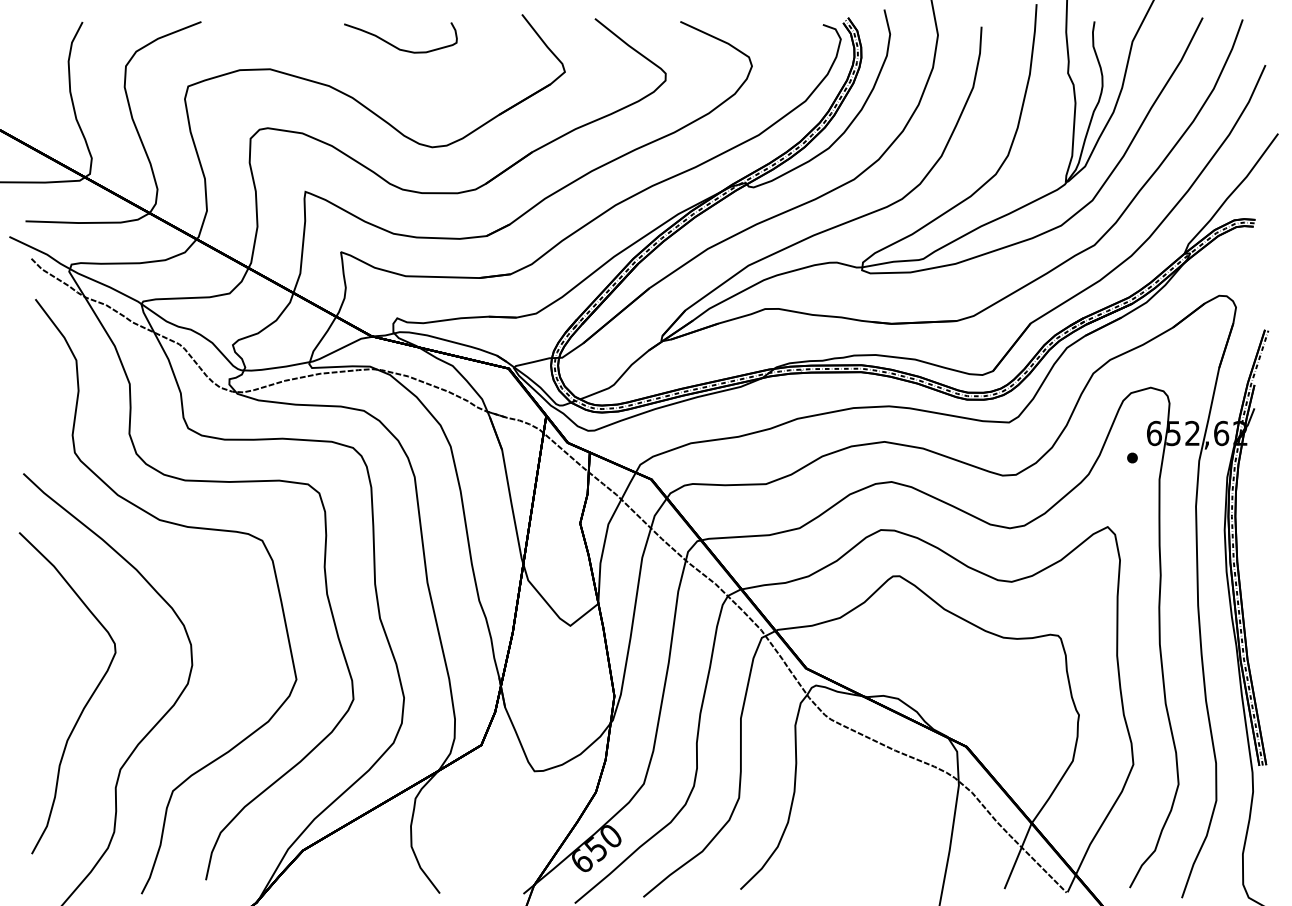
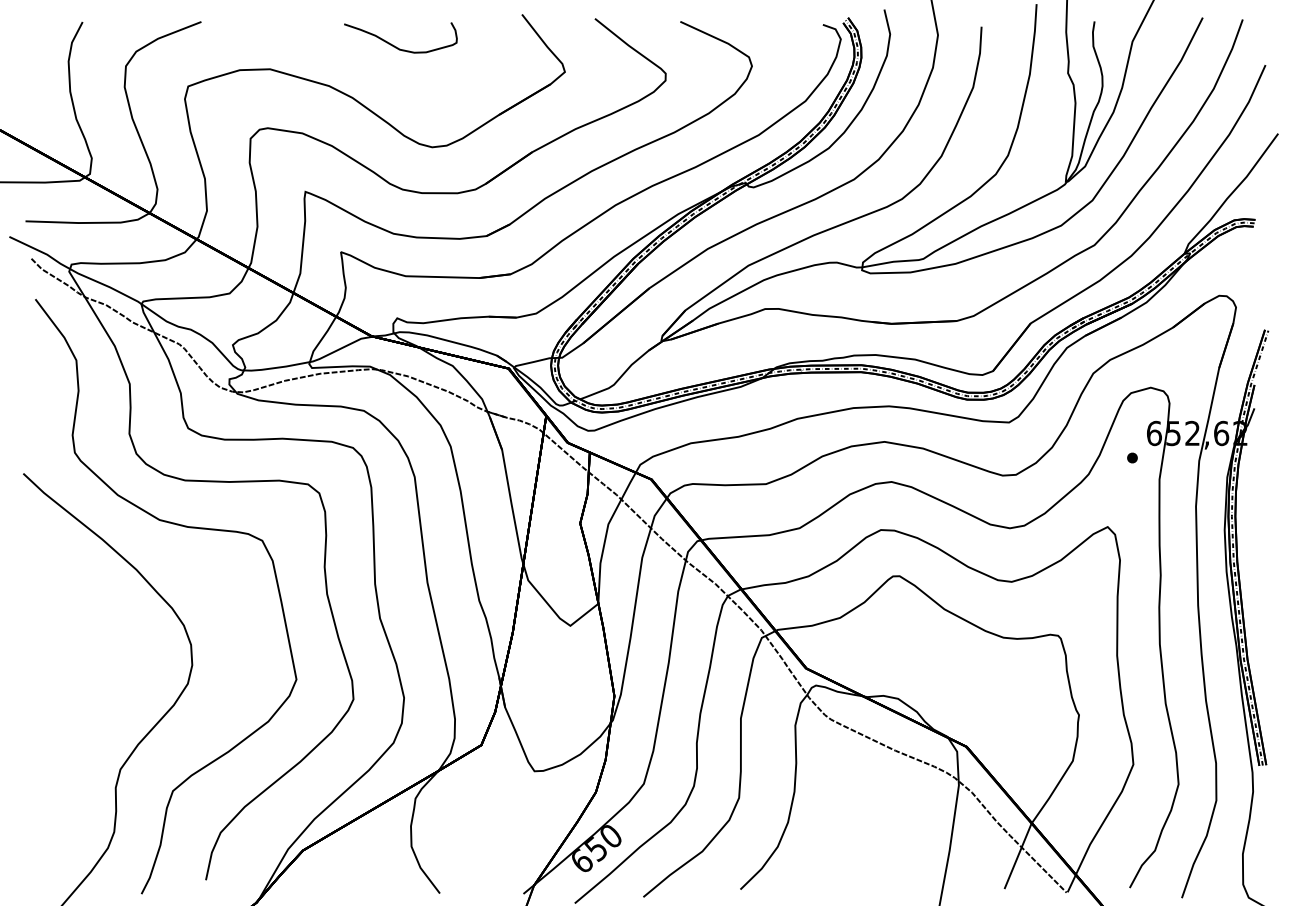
curve: present -> none (84, 705)
